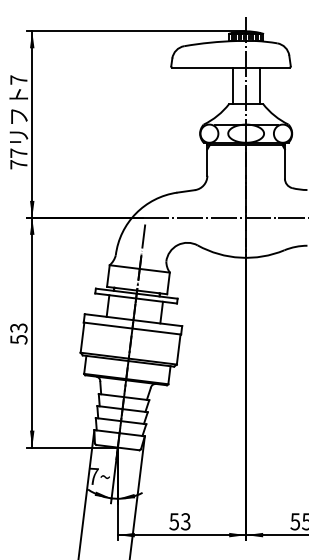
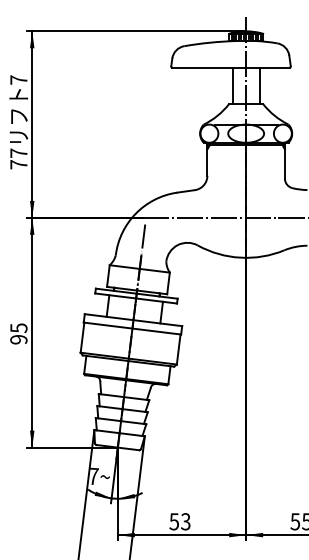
text: 53 -> 95 (18, 333)
